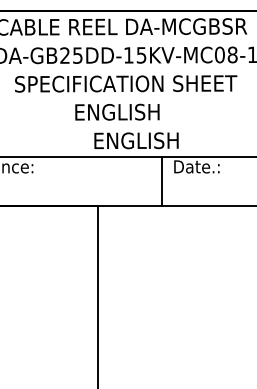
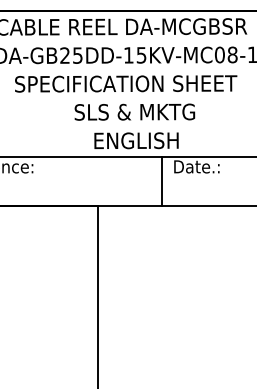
text: ENGLISH -> SLS & MKTG (134, 111)
